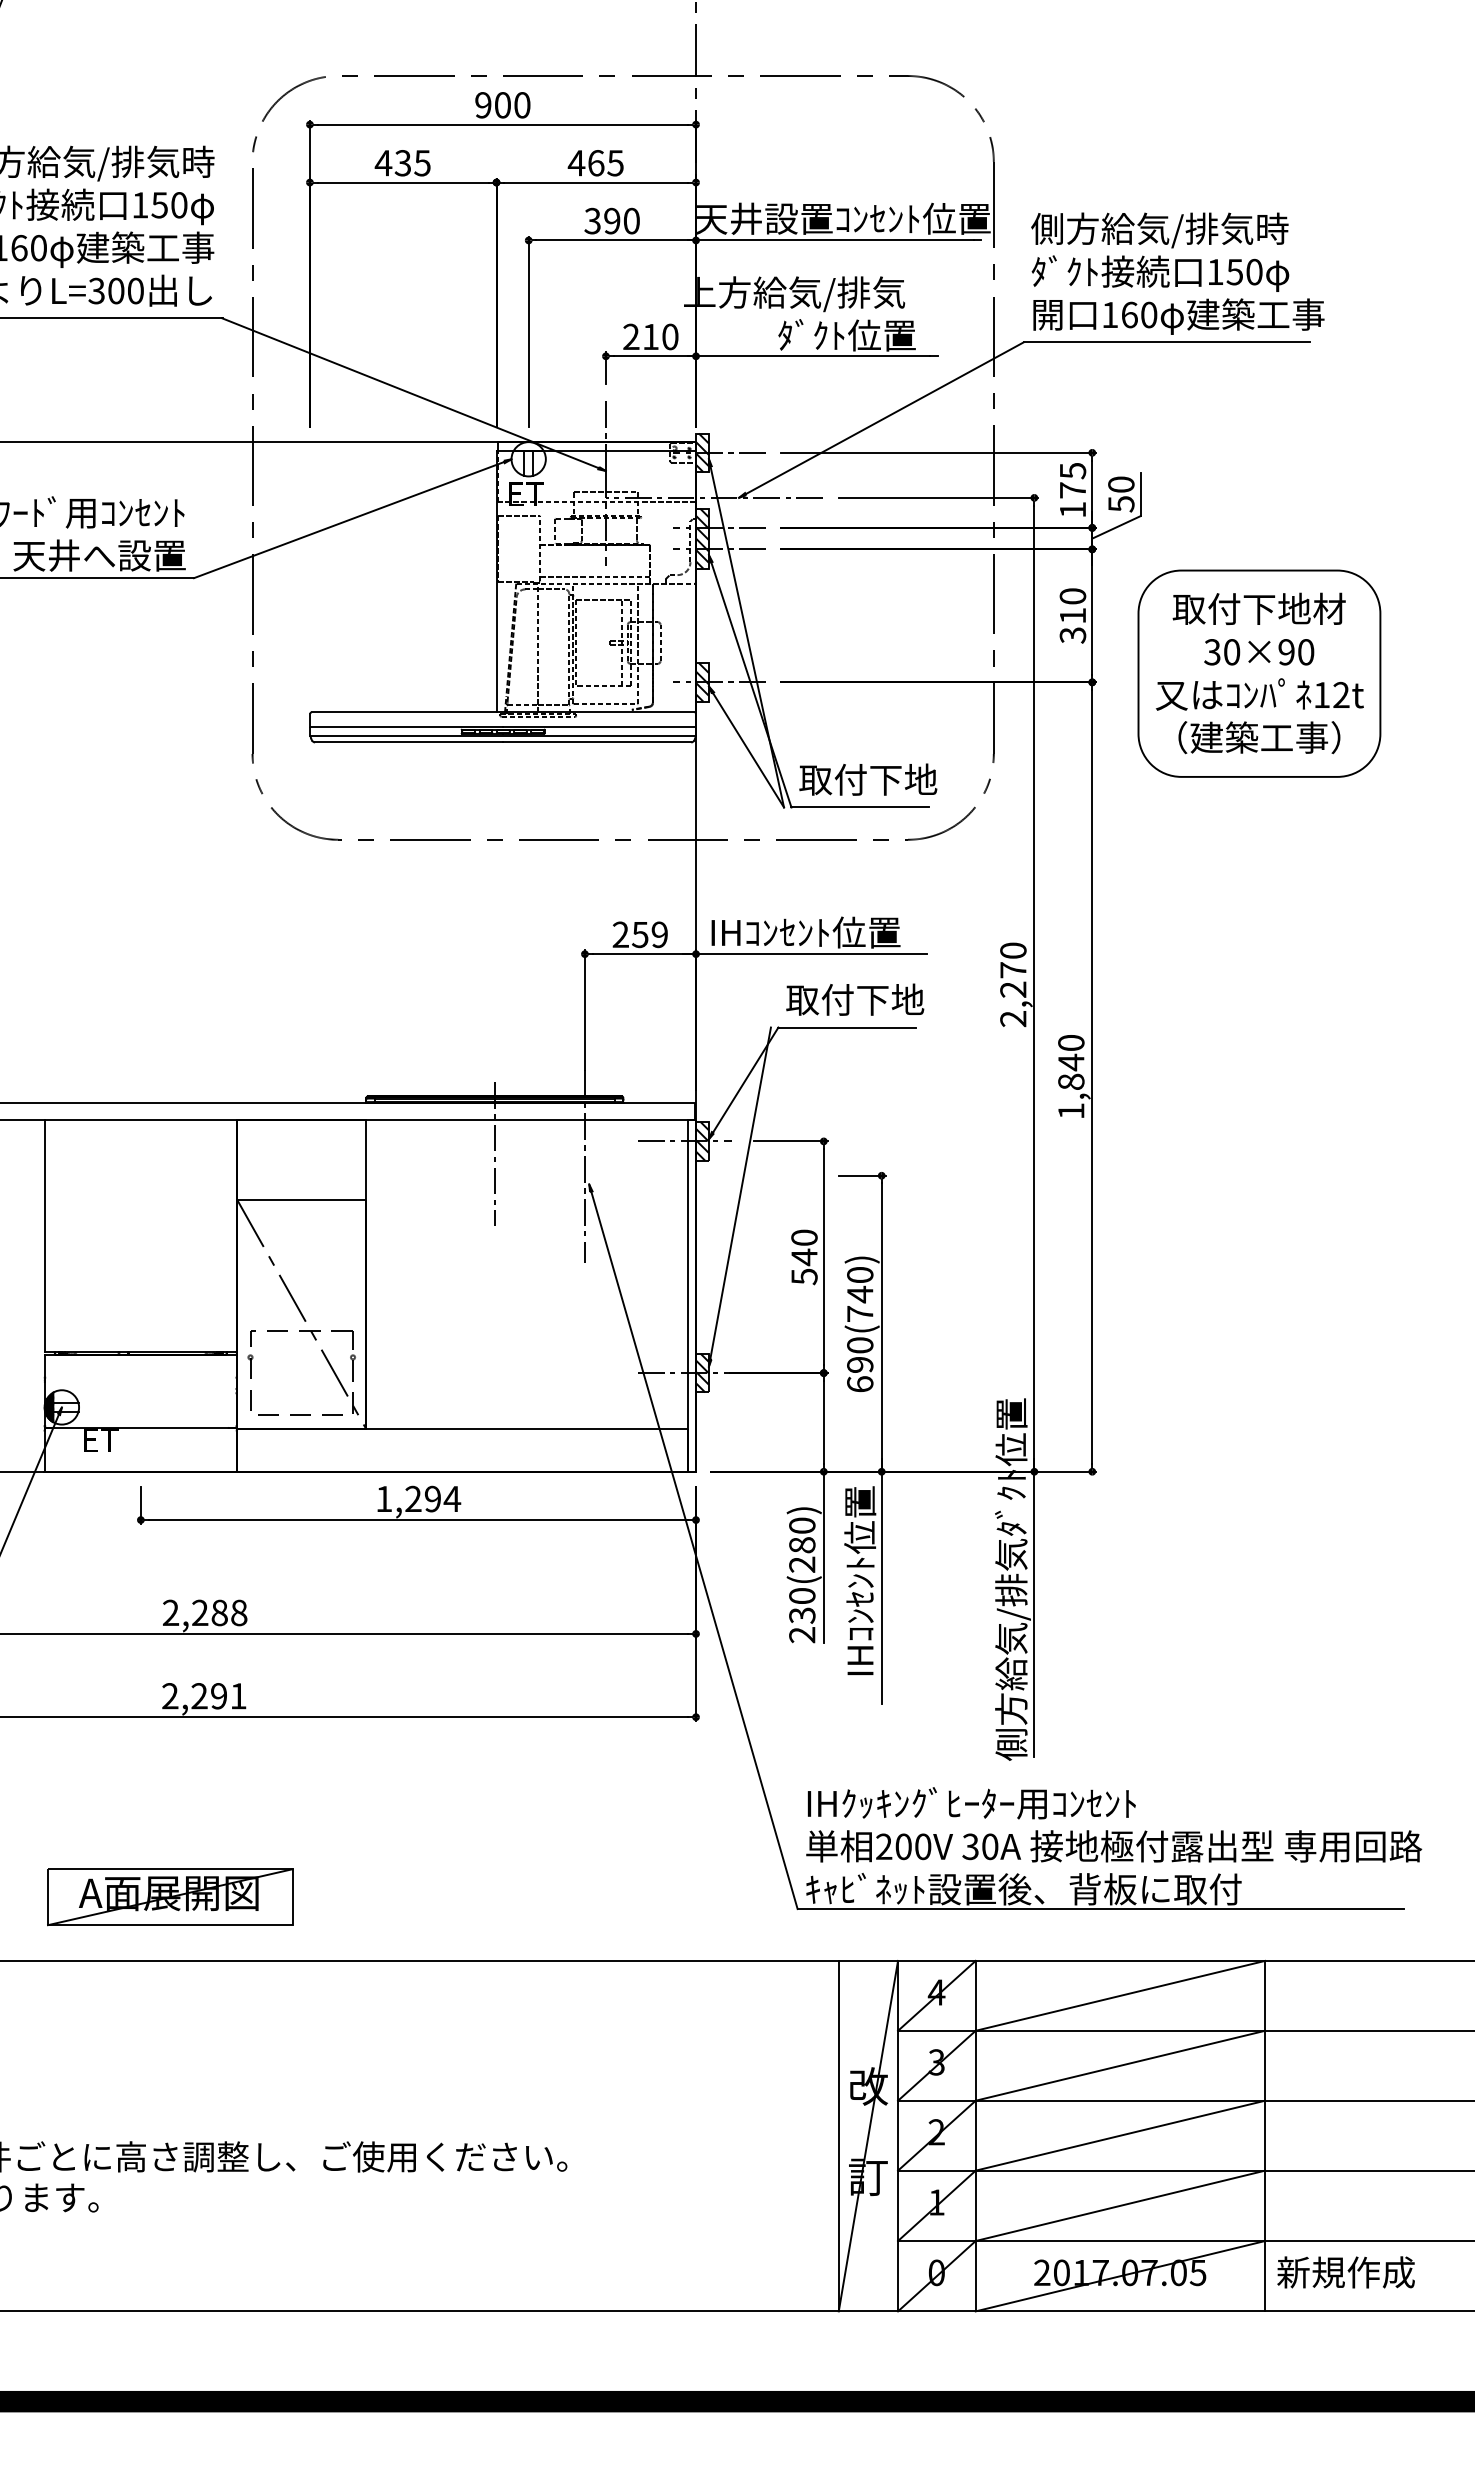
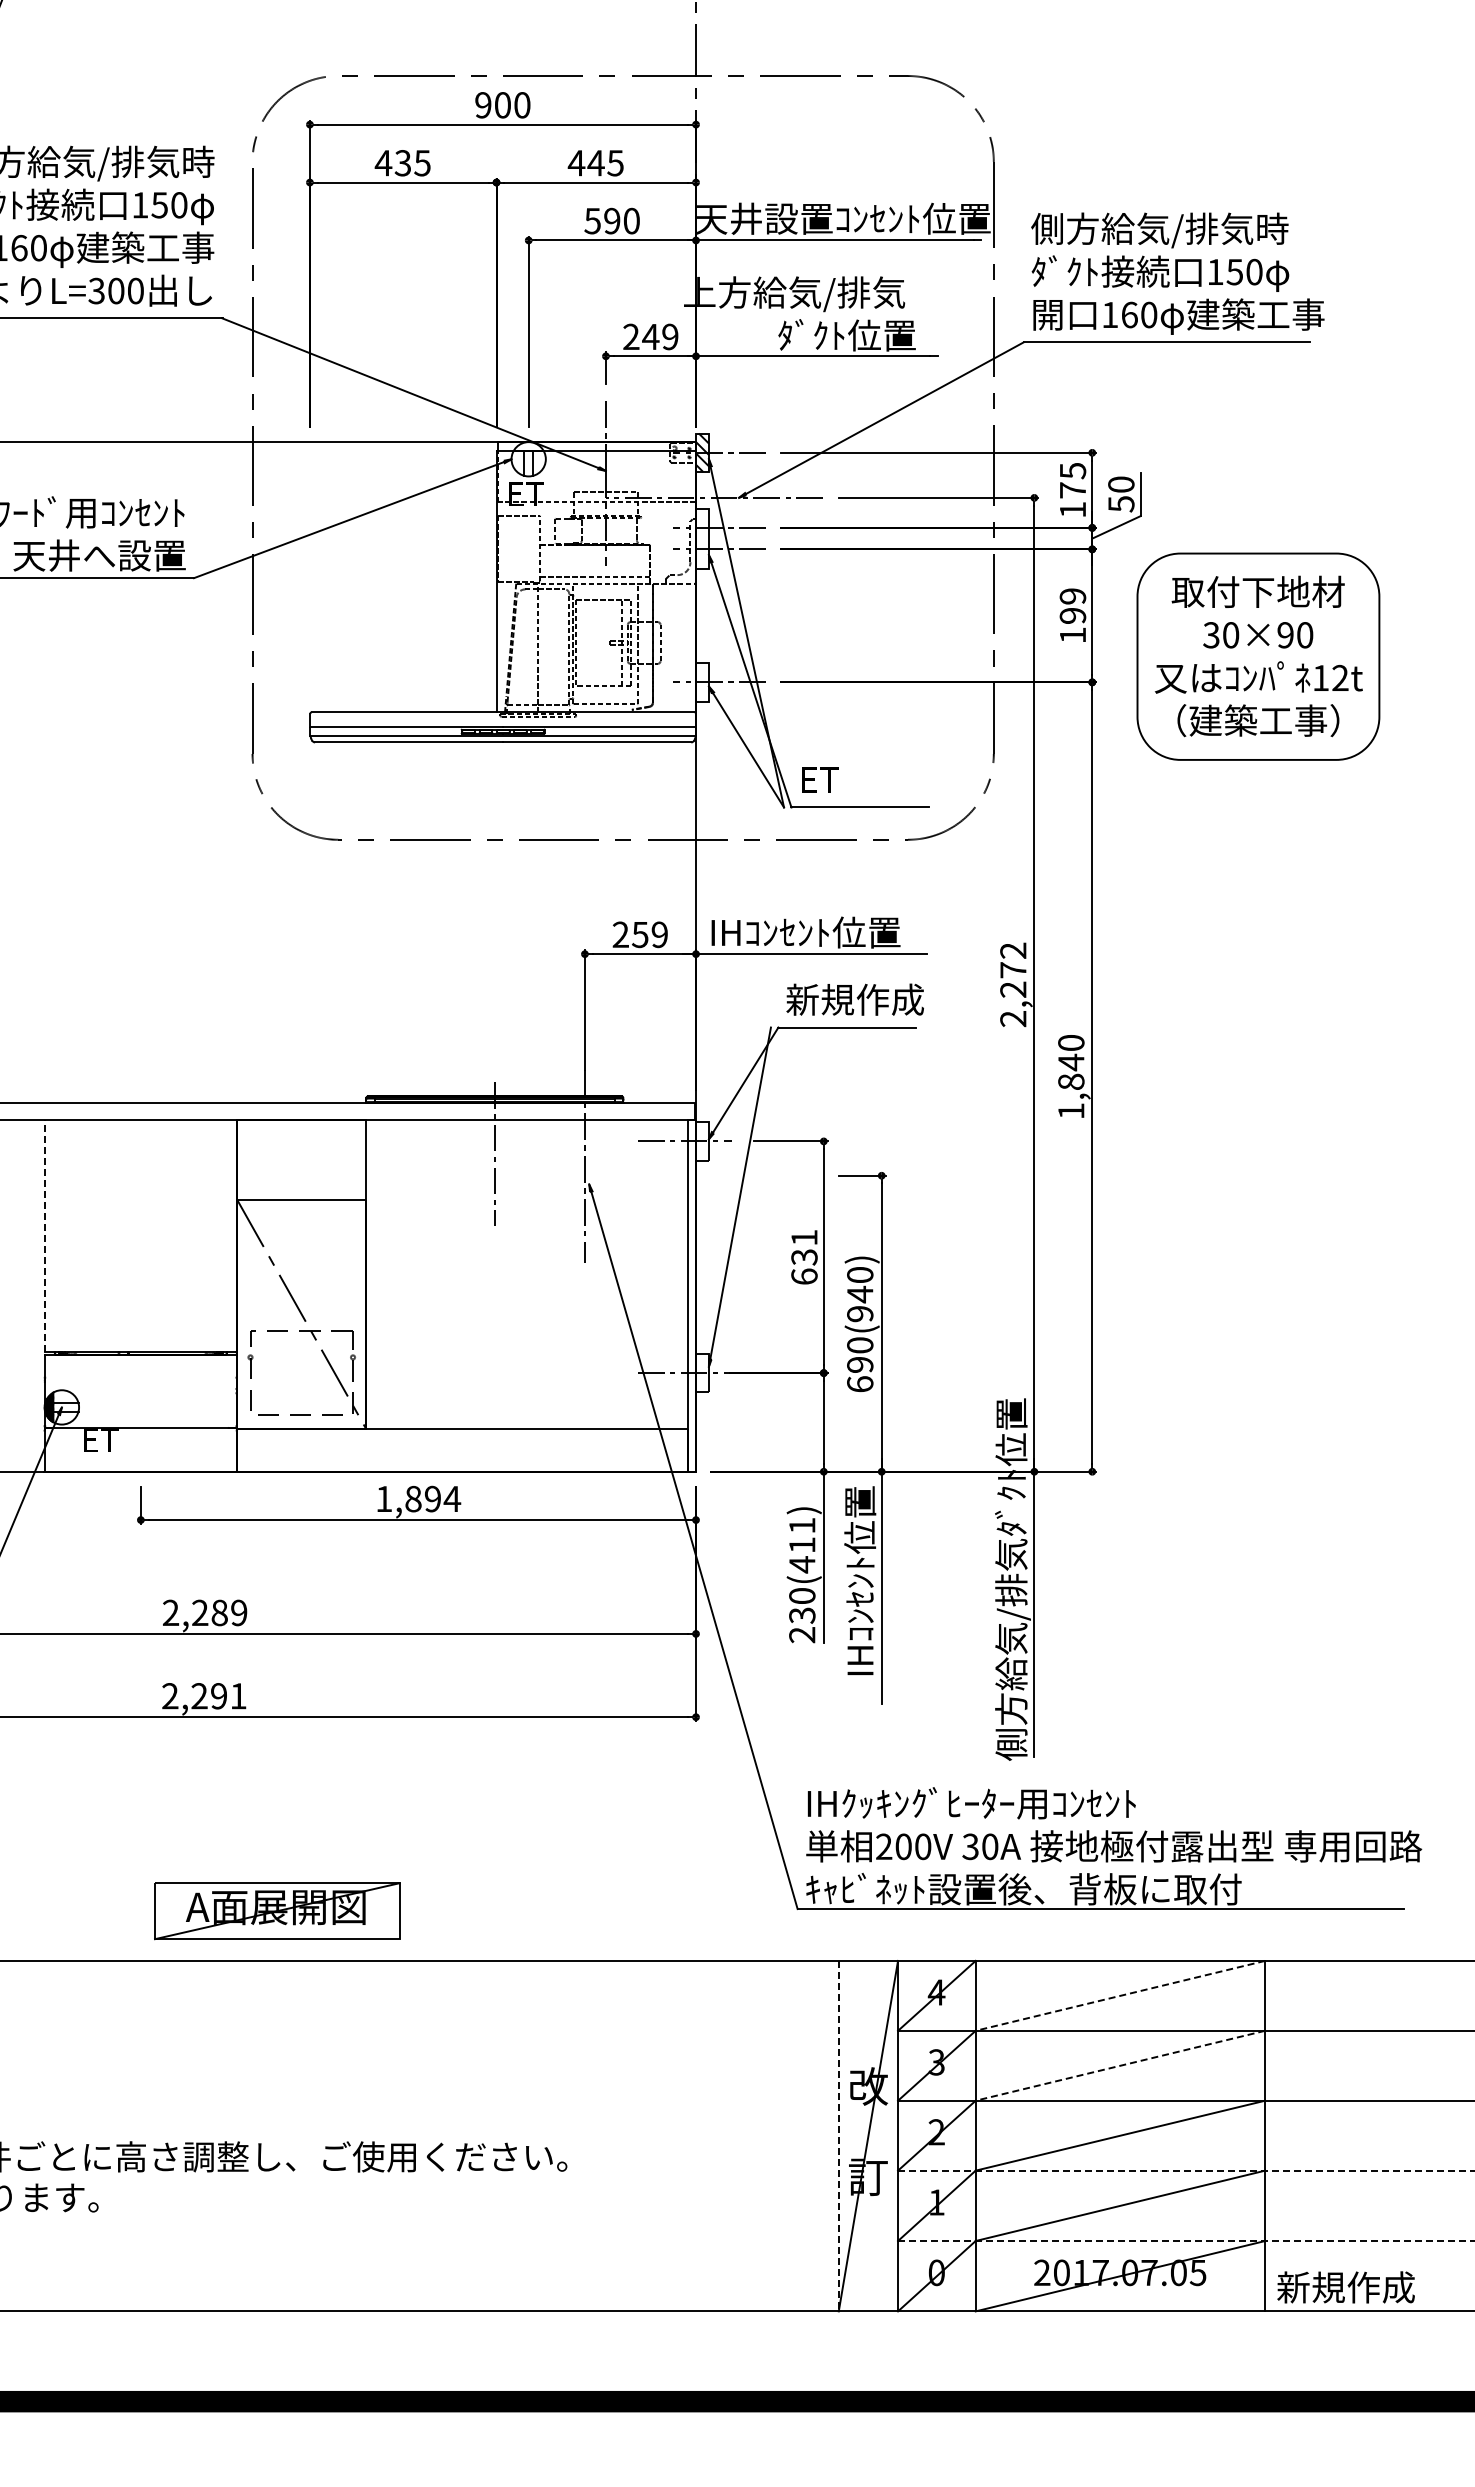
text: 465 -> 445 (595, 163)
text: 390 -> 590 (592, 220)
text: 210 -> 249 (660, 336)
hatch: present -> none (702, 538)
text: 310 -> 199 (1072, 615)
part position: (1259, 673) -> (1258, 656) (1258, 656)
hatch: present -> none (702, 682)
text: 取付下地 -> ET (868, 779)
text: 2,270 -> 2,272 (1013, 950)
text: 取付下地 -> 新規作成 (855, 999)
hatch: present -> none (702, 1141)
line: solid -> dashed (45, 1235)
text: 540 -> 631 (804, 1257)
text: 690(740) -> 690(940) (860, 1314)
hatch: present -> none (702, 1372)
text: 1,294 -> 1,894 (413, 1498)
text: 230(280) -> 230(411) (802, 1545)
text: 2,288 -> 2,289 (239, 1612)
part position: (170, 1897) -> (277, 1911) (277, 1911)
line: solid -> dashed (1120, 1995)
line: solid -> dashed (1120, 2065)
line: solid -> dashed (838, 2136)
line: solid -> dashed (1186, 2170)
line: solid -> dashed (1186, 2241)
text position: (1345, 2272) -> (1345, 2287) (1345, 2287)
